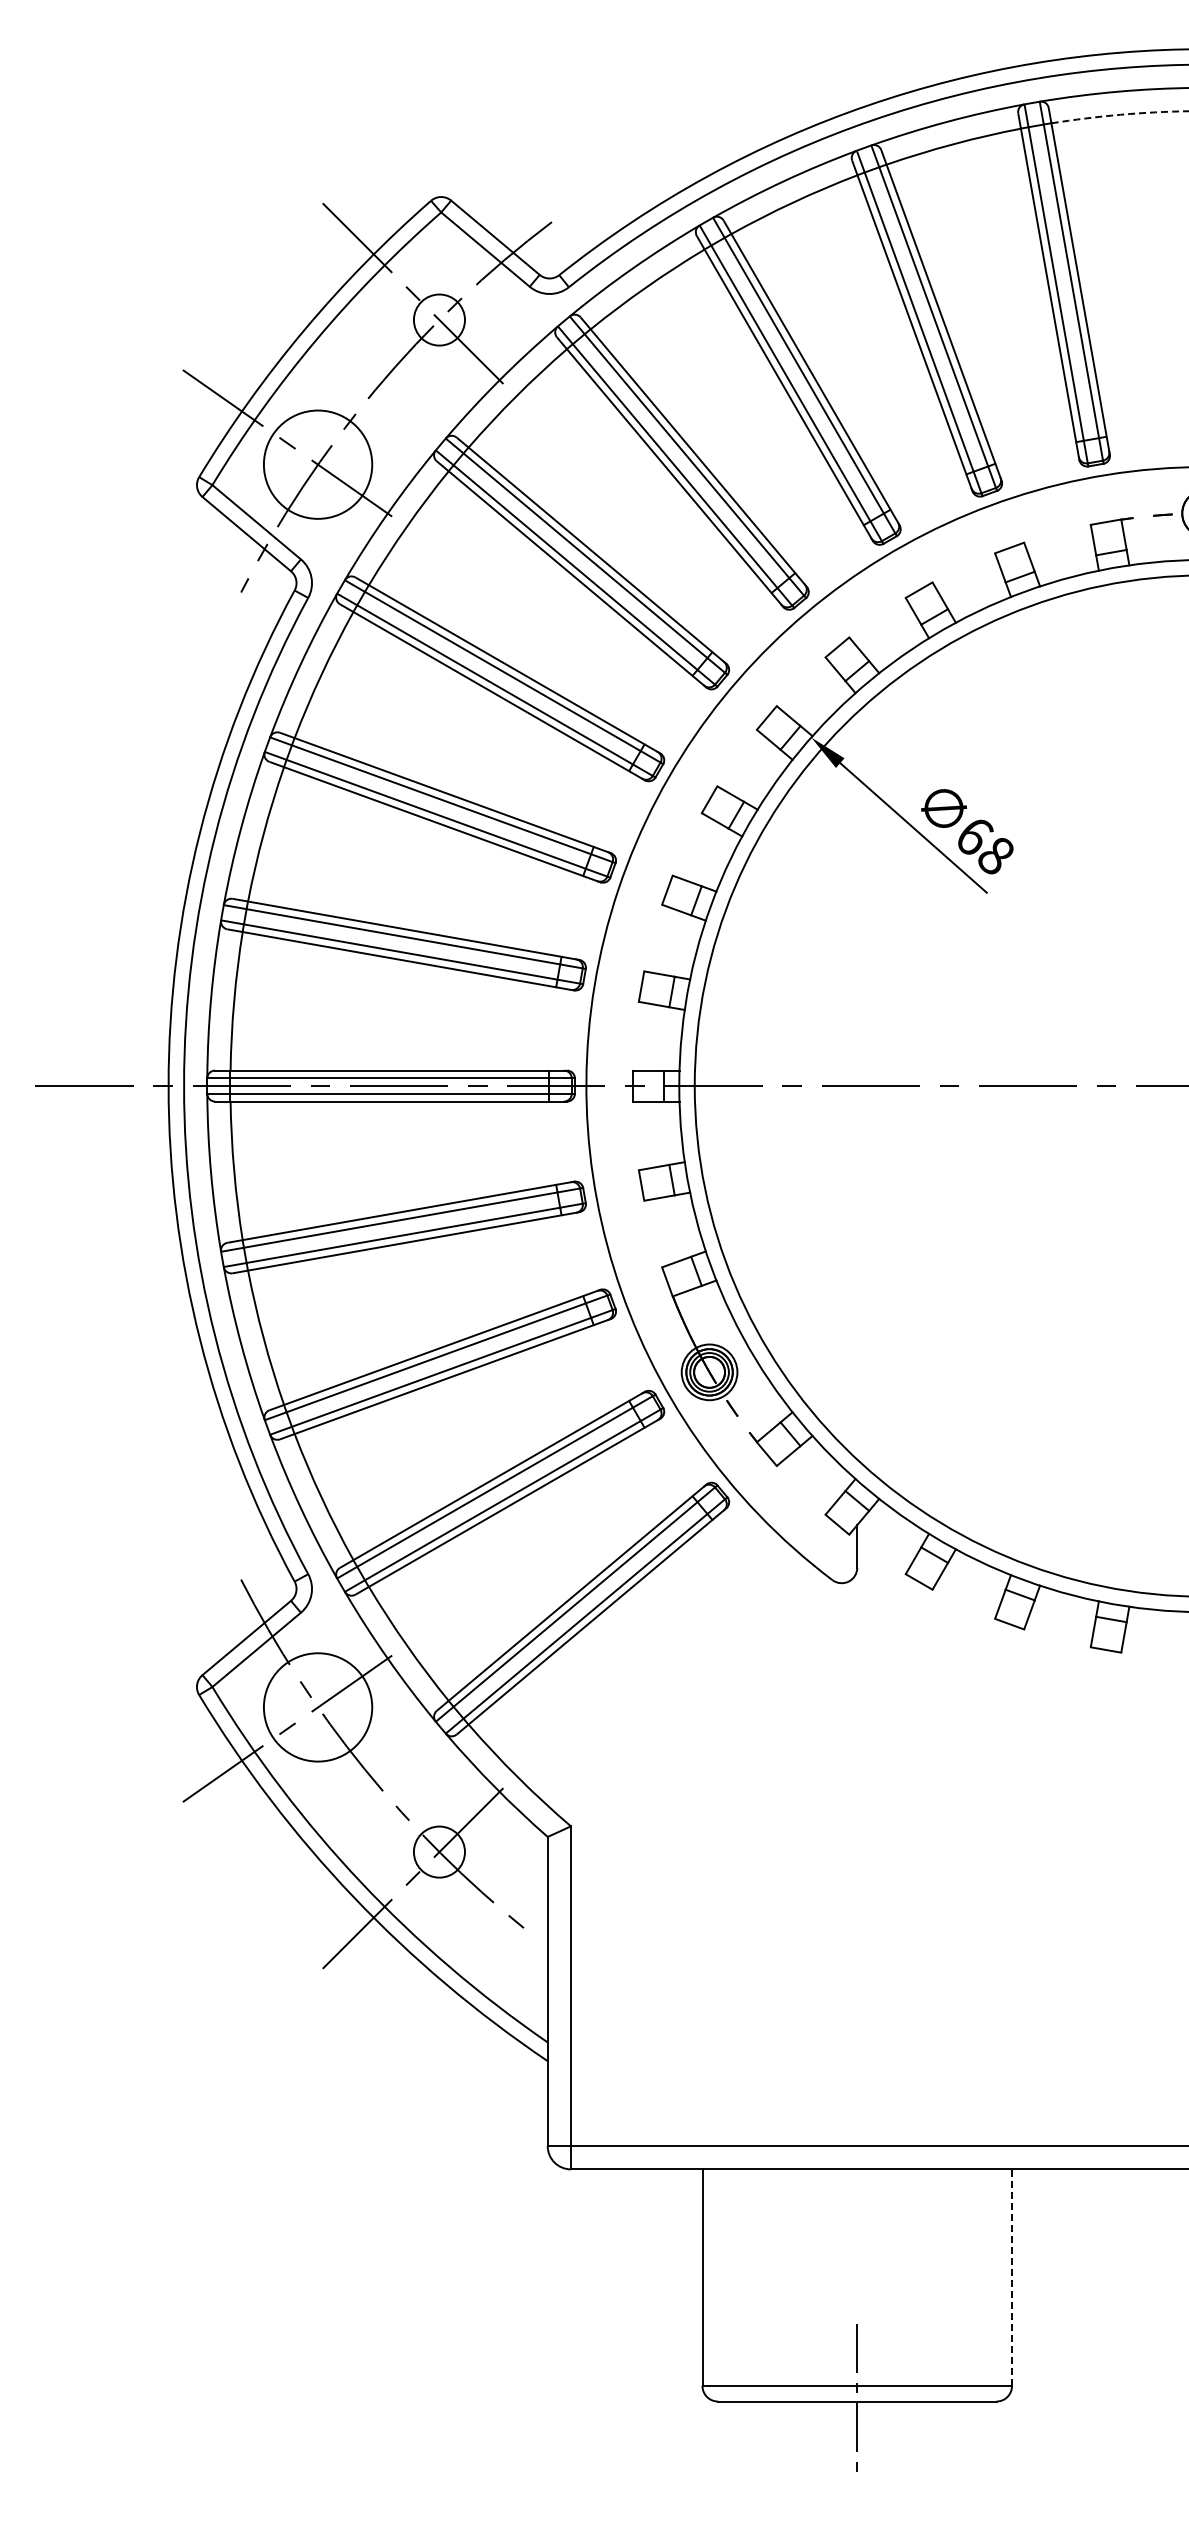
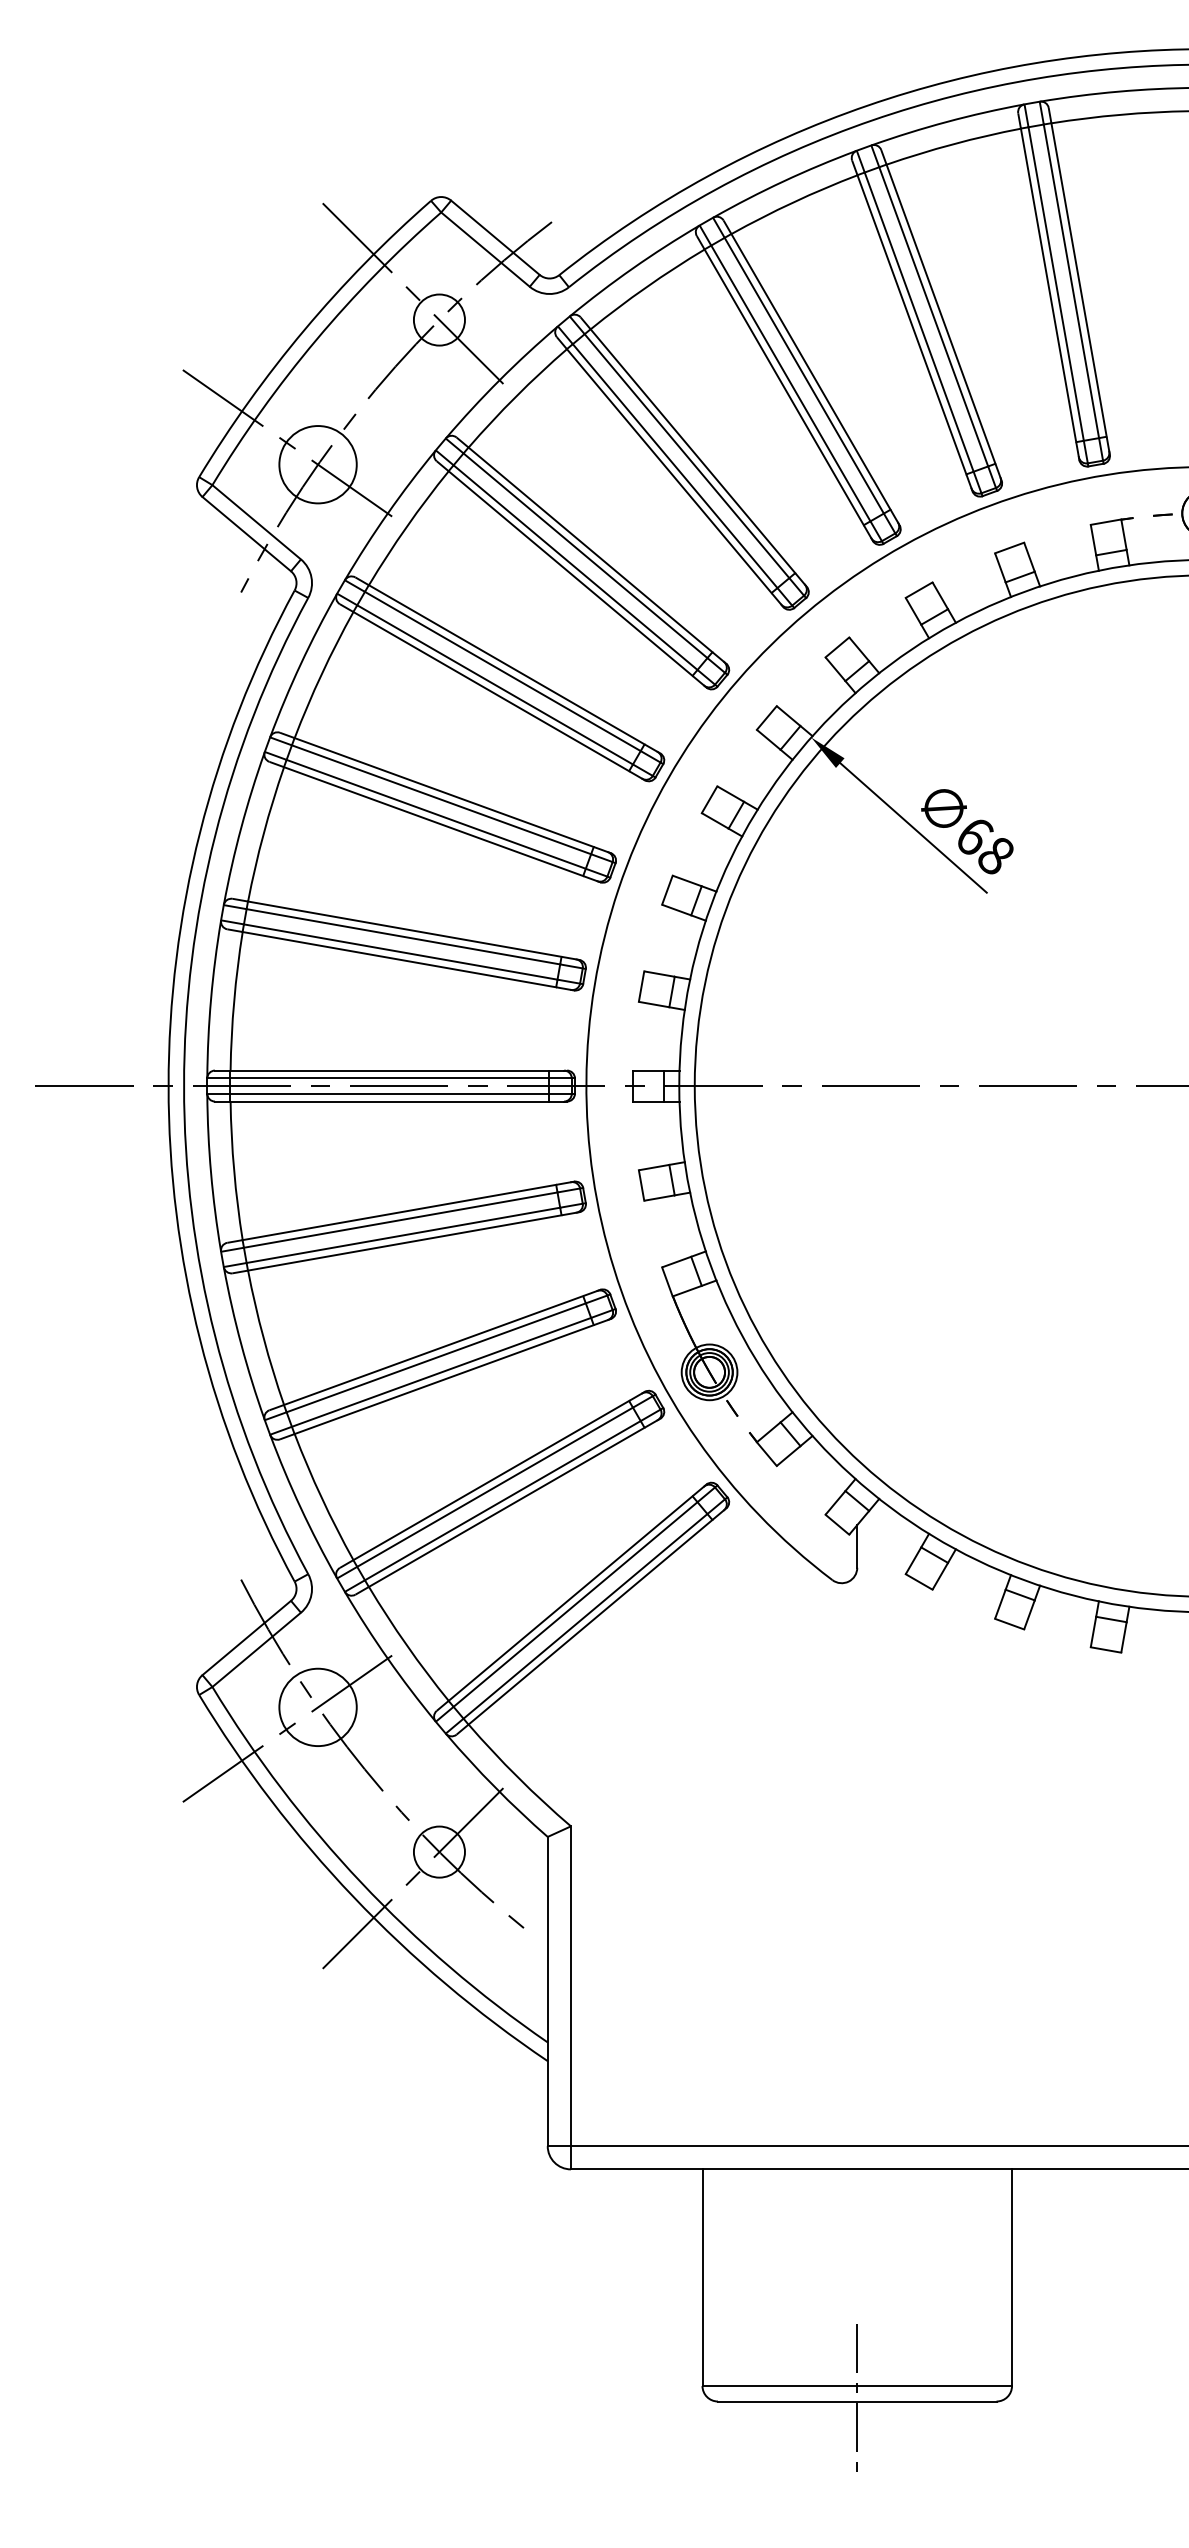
arc: dashed -> solid (1119, 114)
circle diameter: 108 px -> 77 px (317, 464)
circle diameter: 108 px -> 77 px (317, 1707)
line: dashed -> solid (1012, 2277)
